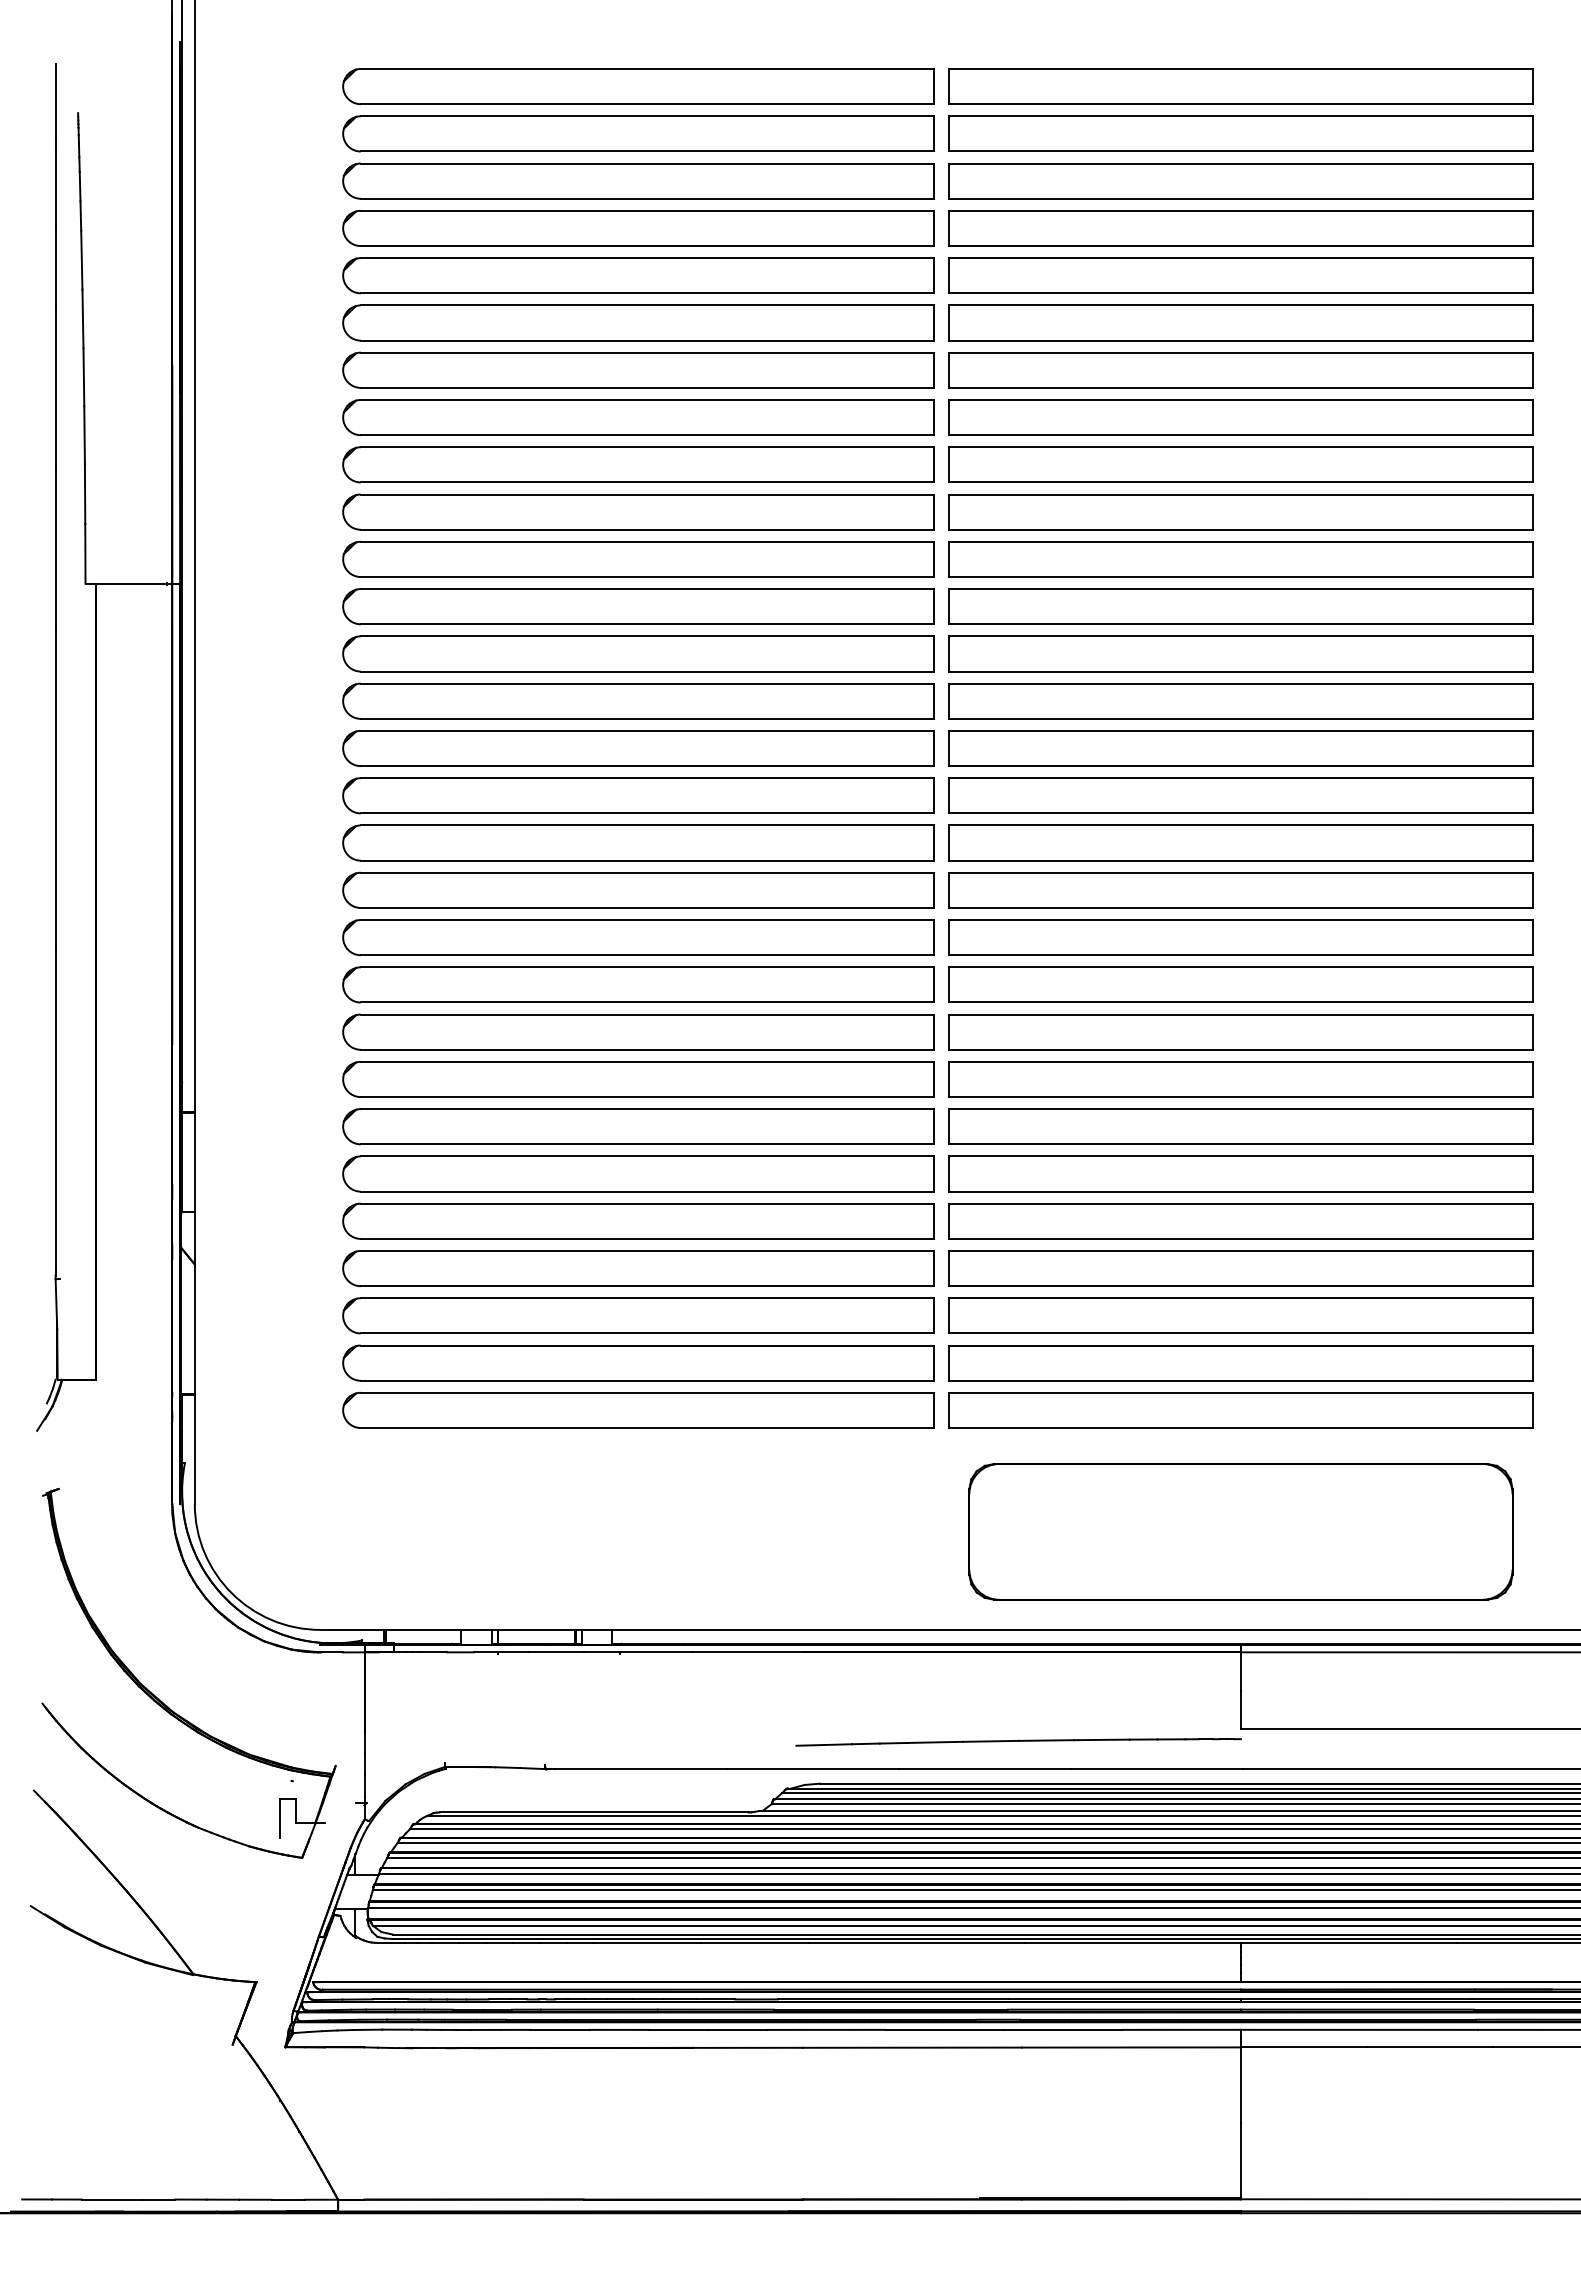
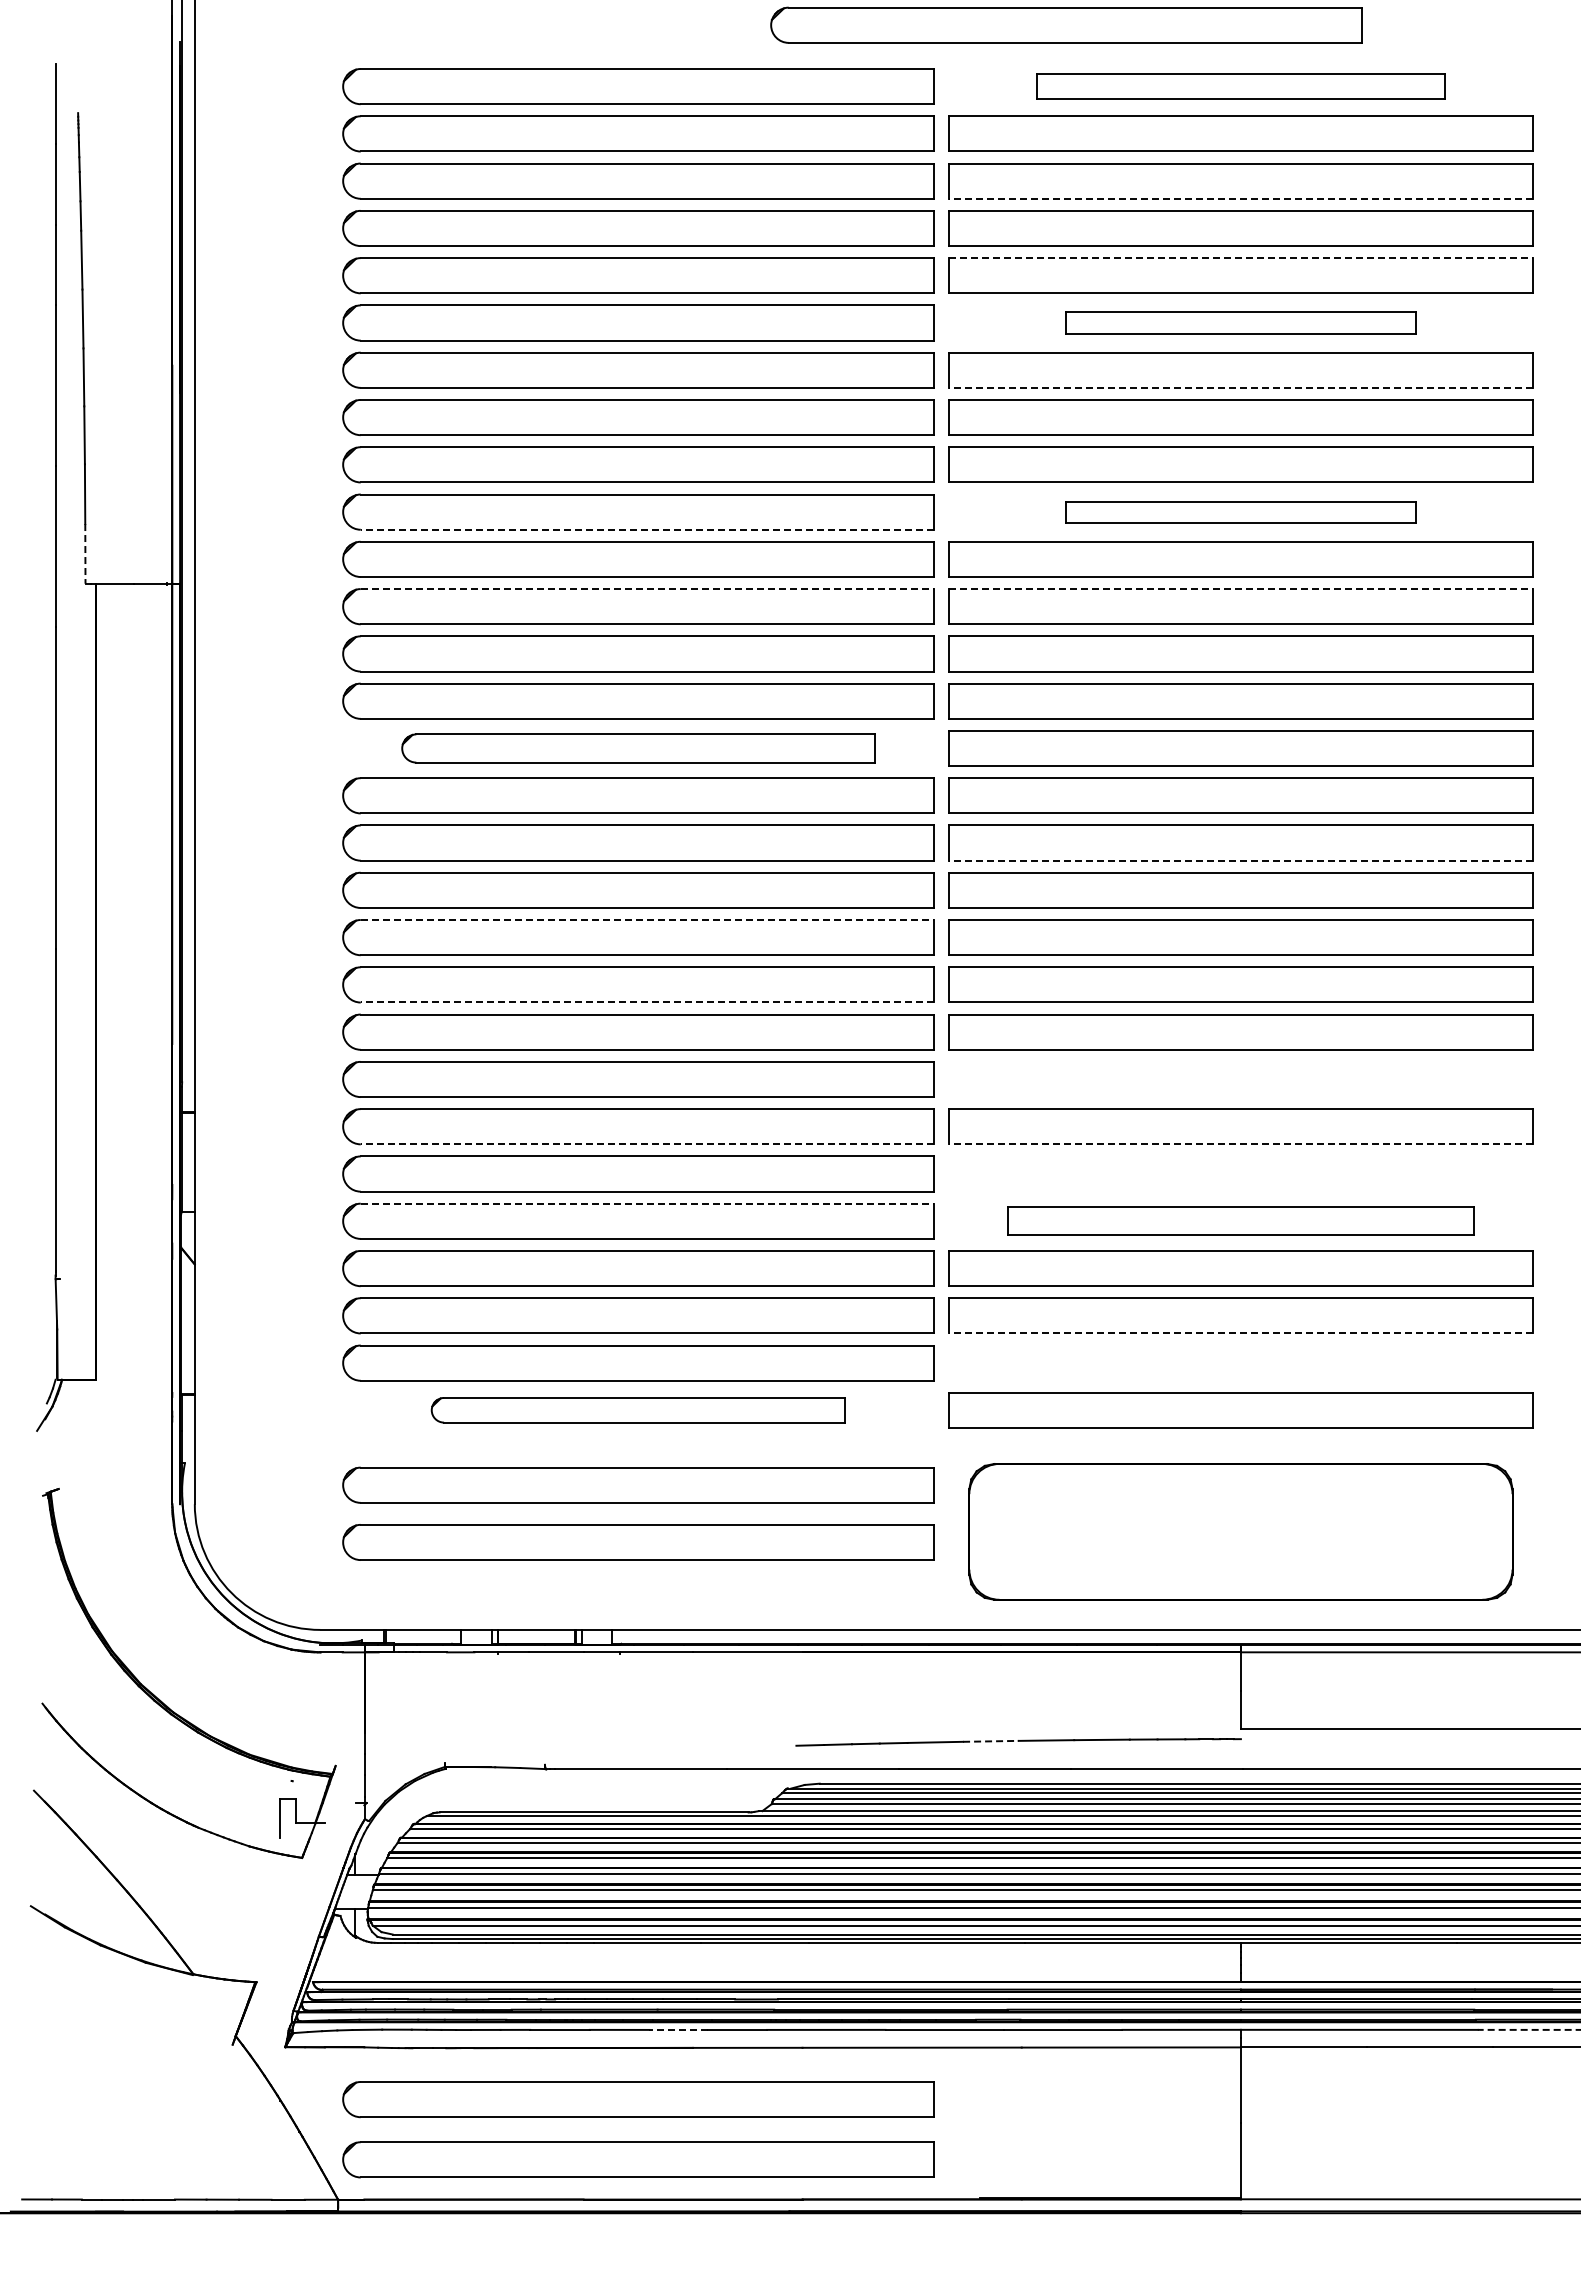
part: none -> present (1066, 24)
part size: 586x37 px -> 410x27 px (1240, 86)
line: solid -> dashed (1240, 198)
line: solid -> dashed (1240, 258)
part size: 586x38 px -> 352x24 px (1240, 322)
line: solid -> dashed (1240, 387)
part size: 586x37 px -> 352x23 px (1240, 512)
line: solid -> dashed (647, 529)
line: solid -> dashed (85, 553)
line: solid -> dashed (647, 589)
line: solid -> dashed (1240, 589)
part size: 593x37 px -> 475x31 px (638, 748)
line: solid -> dashed (1240, 860)
line: solid -> dashed (647, 920)
line: solid -> dashed (647, 1002)
part: present -> none (1240, 1079)
line: solid -> dashed (647, 1144)
line: solid -> dashed (1240, 1144)
part: present -> none (1240, 1173)
line: solid -> dashed (647, 1203)
part size: 586x37 px -> 468x30 px (1240, 1220)
line: solid -> dashed (1240, 1333)
part: present -> none (1240, 1363)
part size: 593x38 px -> 416x27 px (637, 1410)
part: none -> present (638, 1484)
part: none -> present (638, 1542)
line: solid -> dashed (990, 1741)
line: solid -> dashed (678, 2029)
line: solid -> dashed (1528, 2029)
part: none -> present (638, 2099)
part: none -> present (638, 2159)
